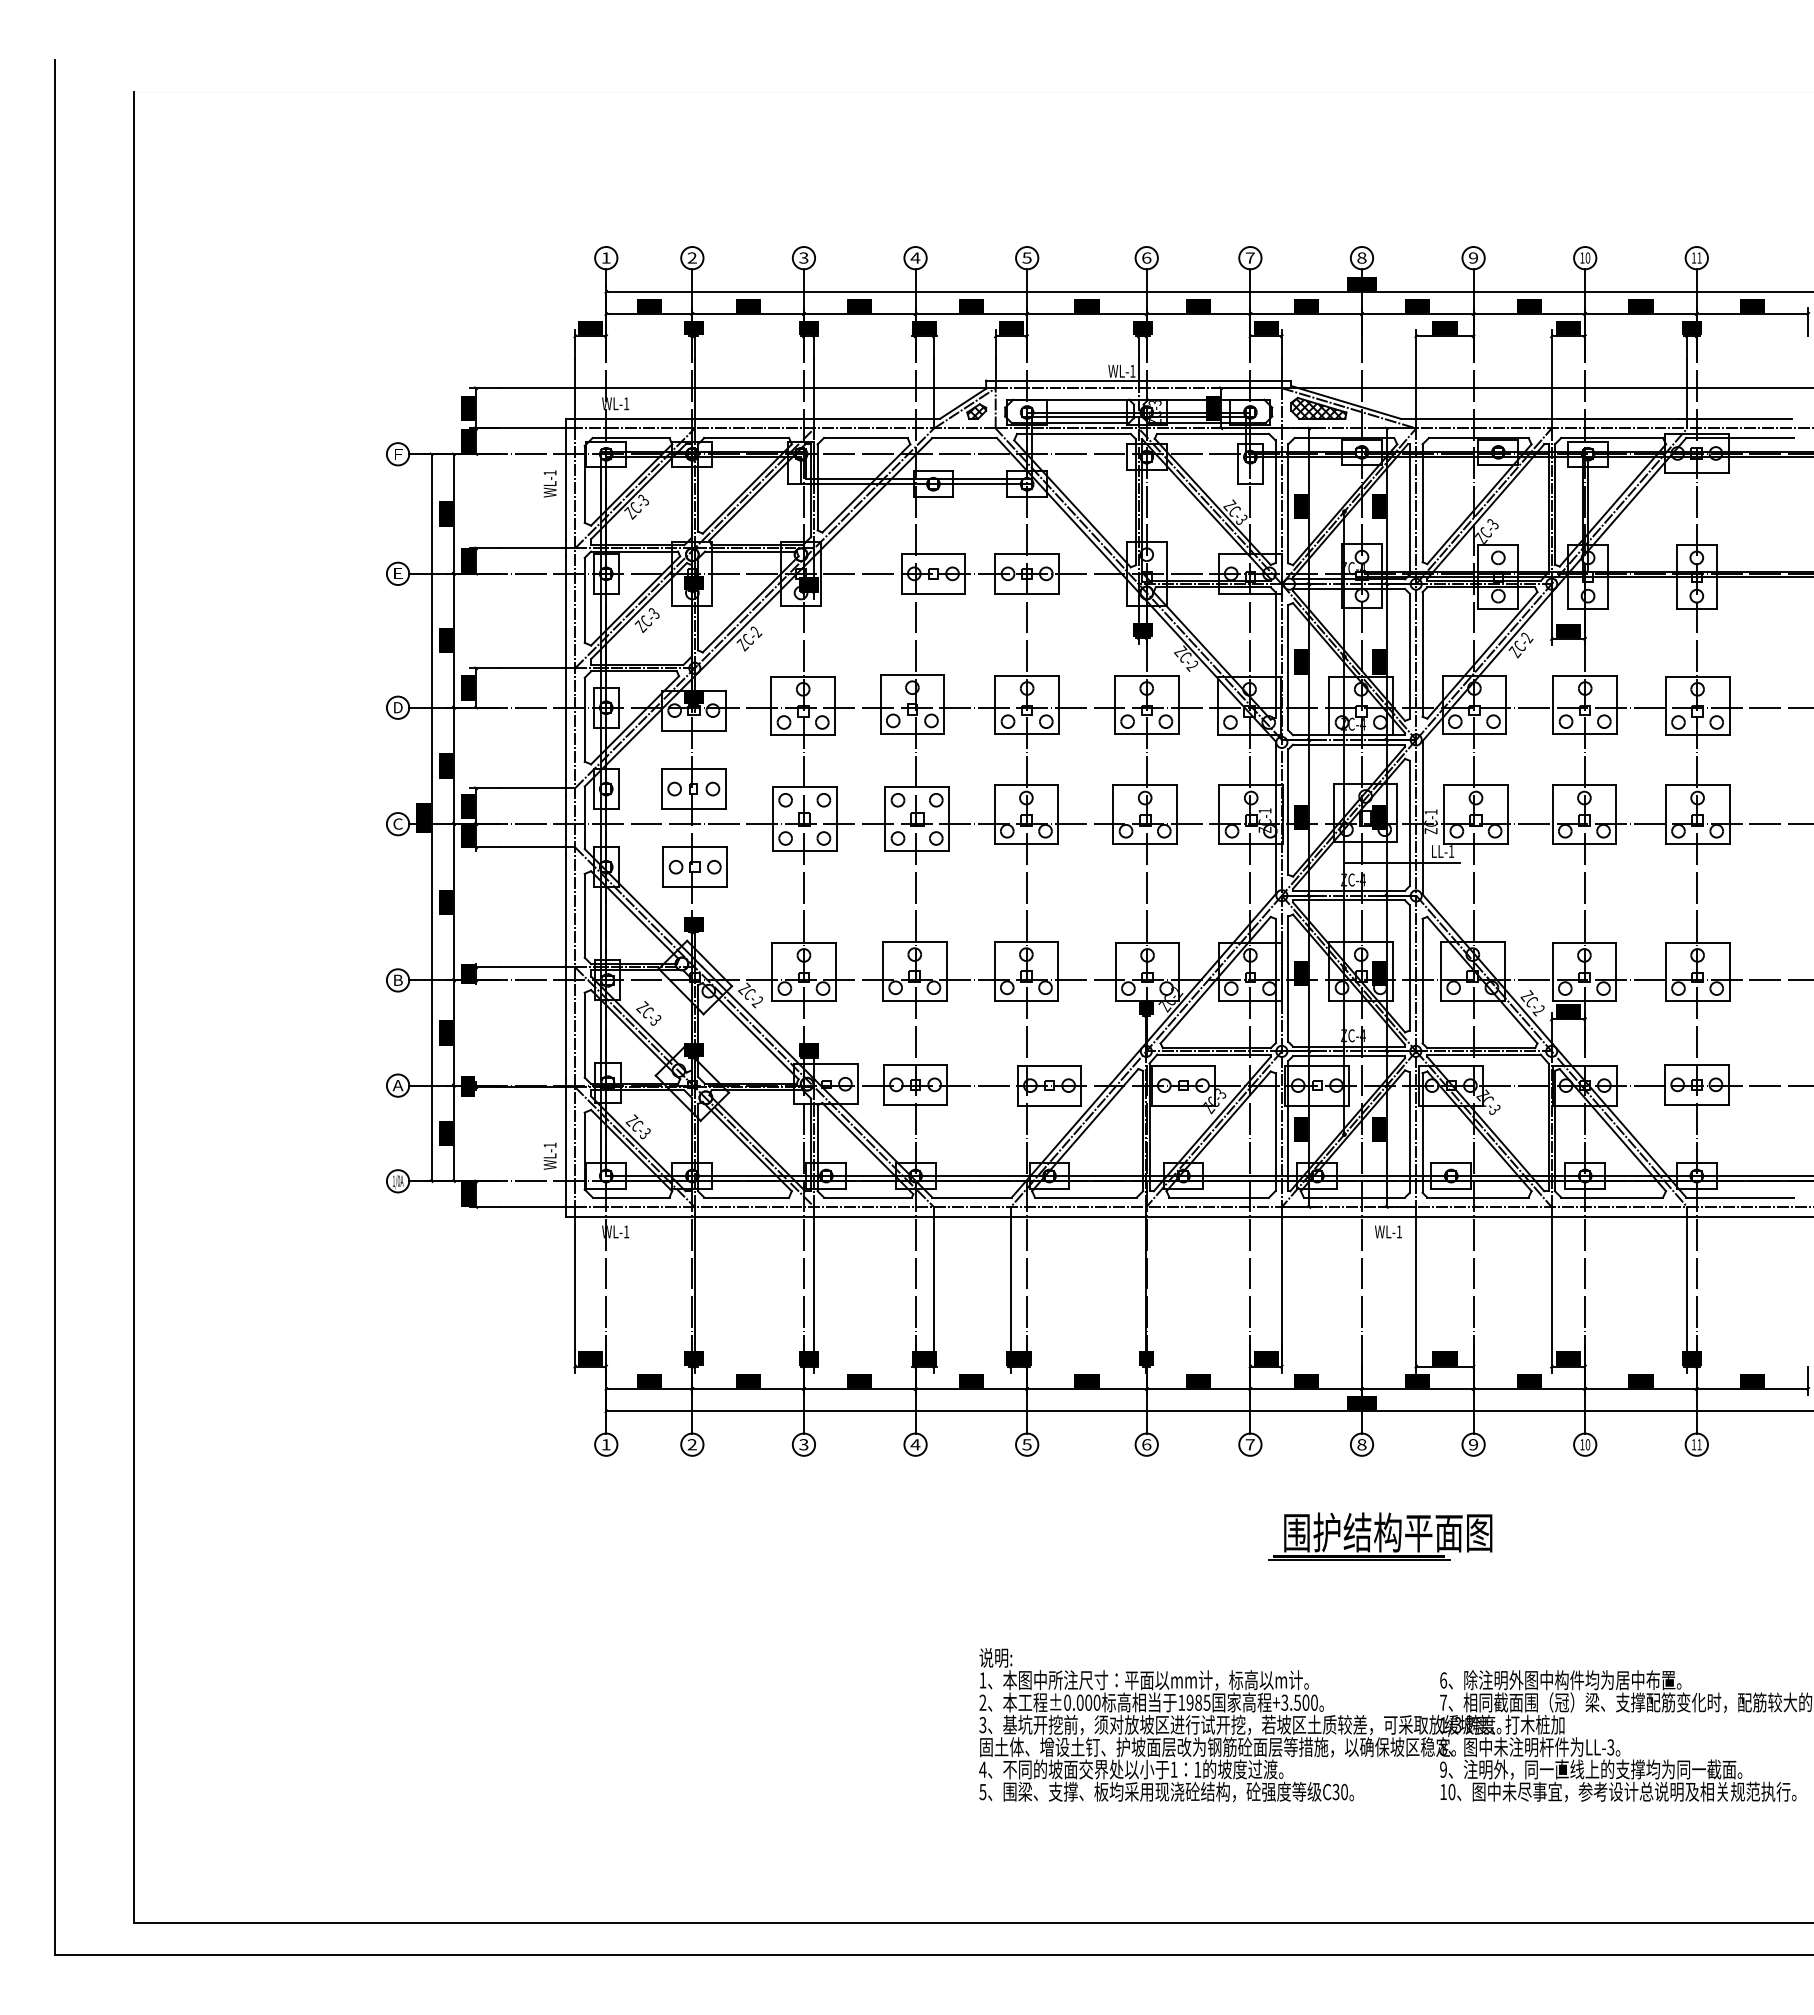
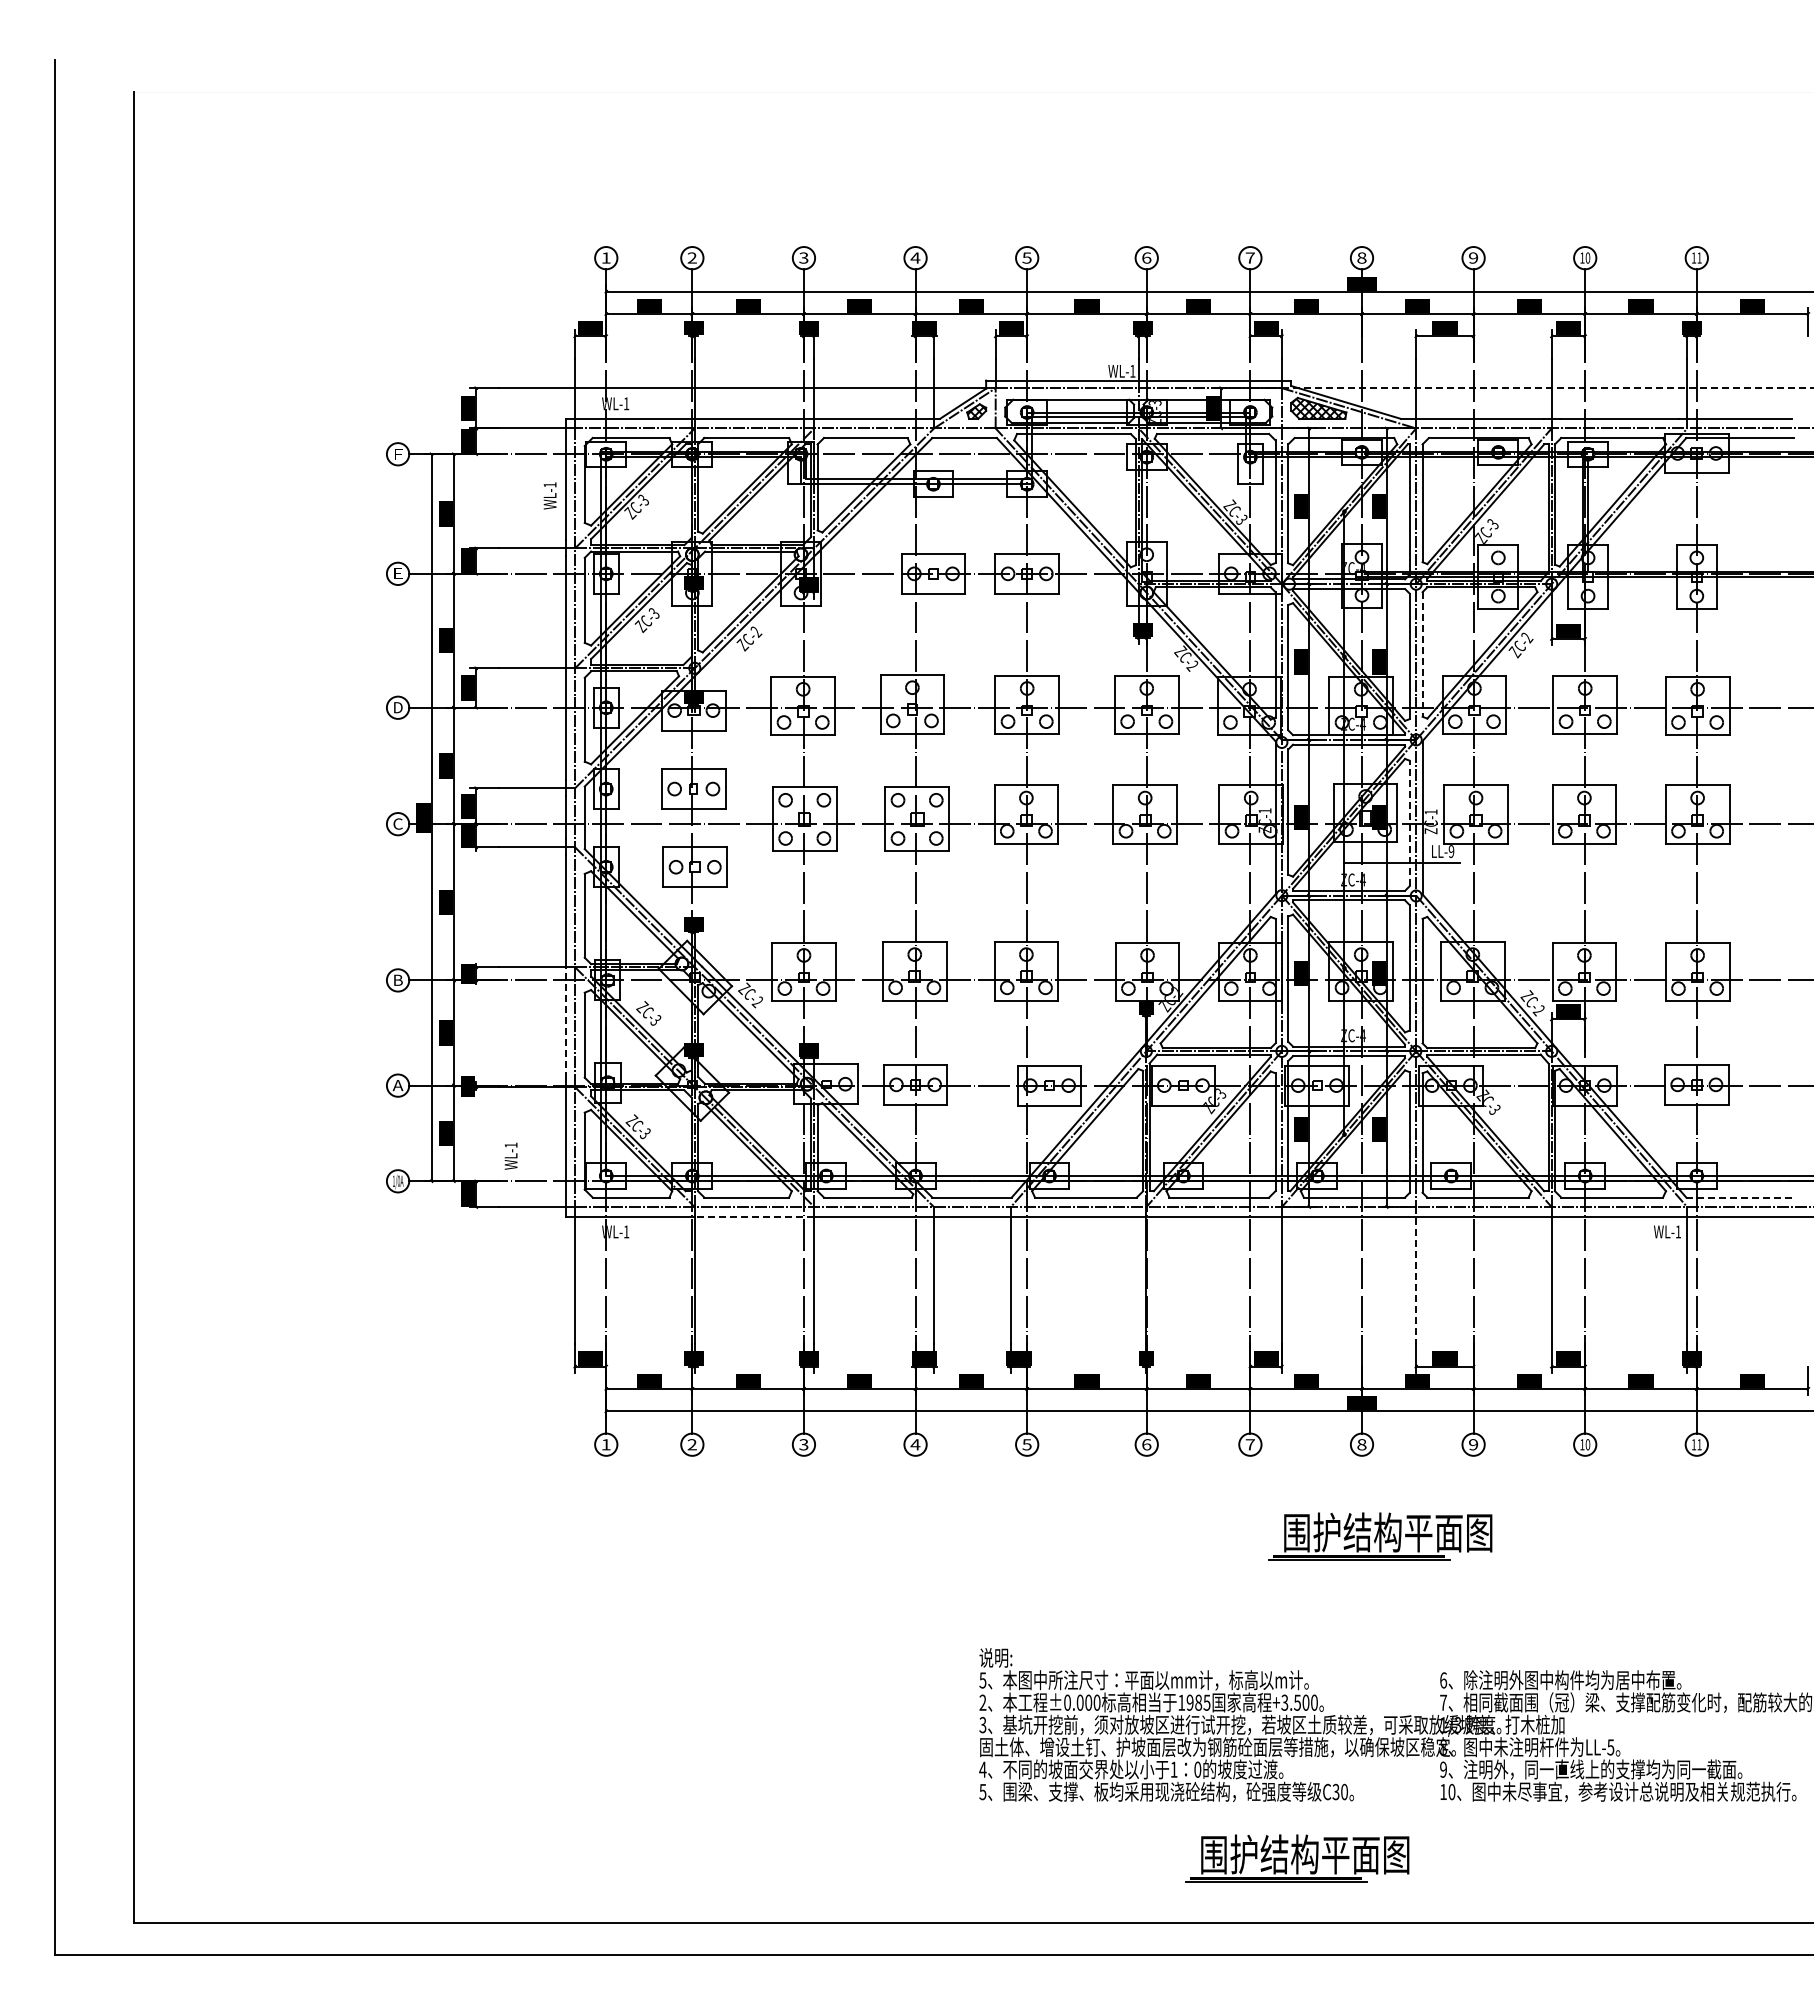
line: solid -> dashed (1547, 388)
text position: (549, 483) -> (549, 495) (549, 495)
line: solid -> dashed (1422, 654)
line: solid -> dashed (1409, 823)
text: LL-1 -> LL-9 (1451, 851)
line: solid -> dashed (565, 1023)
text position: (549, 1155) -> (510, 1155) (510, 1155)
line: solid -> dashed (1739, 1197)
line: solid -> dashed (754, 1216)
text position: (1388, 1231) -> (1667, 1231) (1667, 1231)
line: solid -> dashed (1416, 1275)
text: 1 -> 5 (982, 1680)
text: LL-3 -> LL-5 (1610, 1746)
text: 1 -> 0 (1197, 1769)
part: none -> present (1297, 1858)
